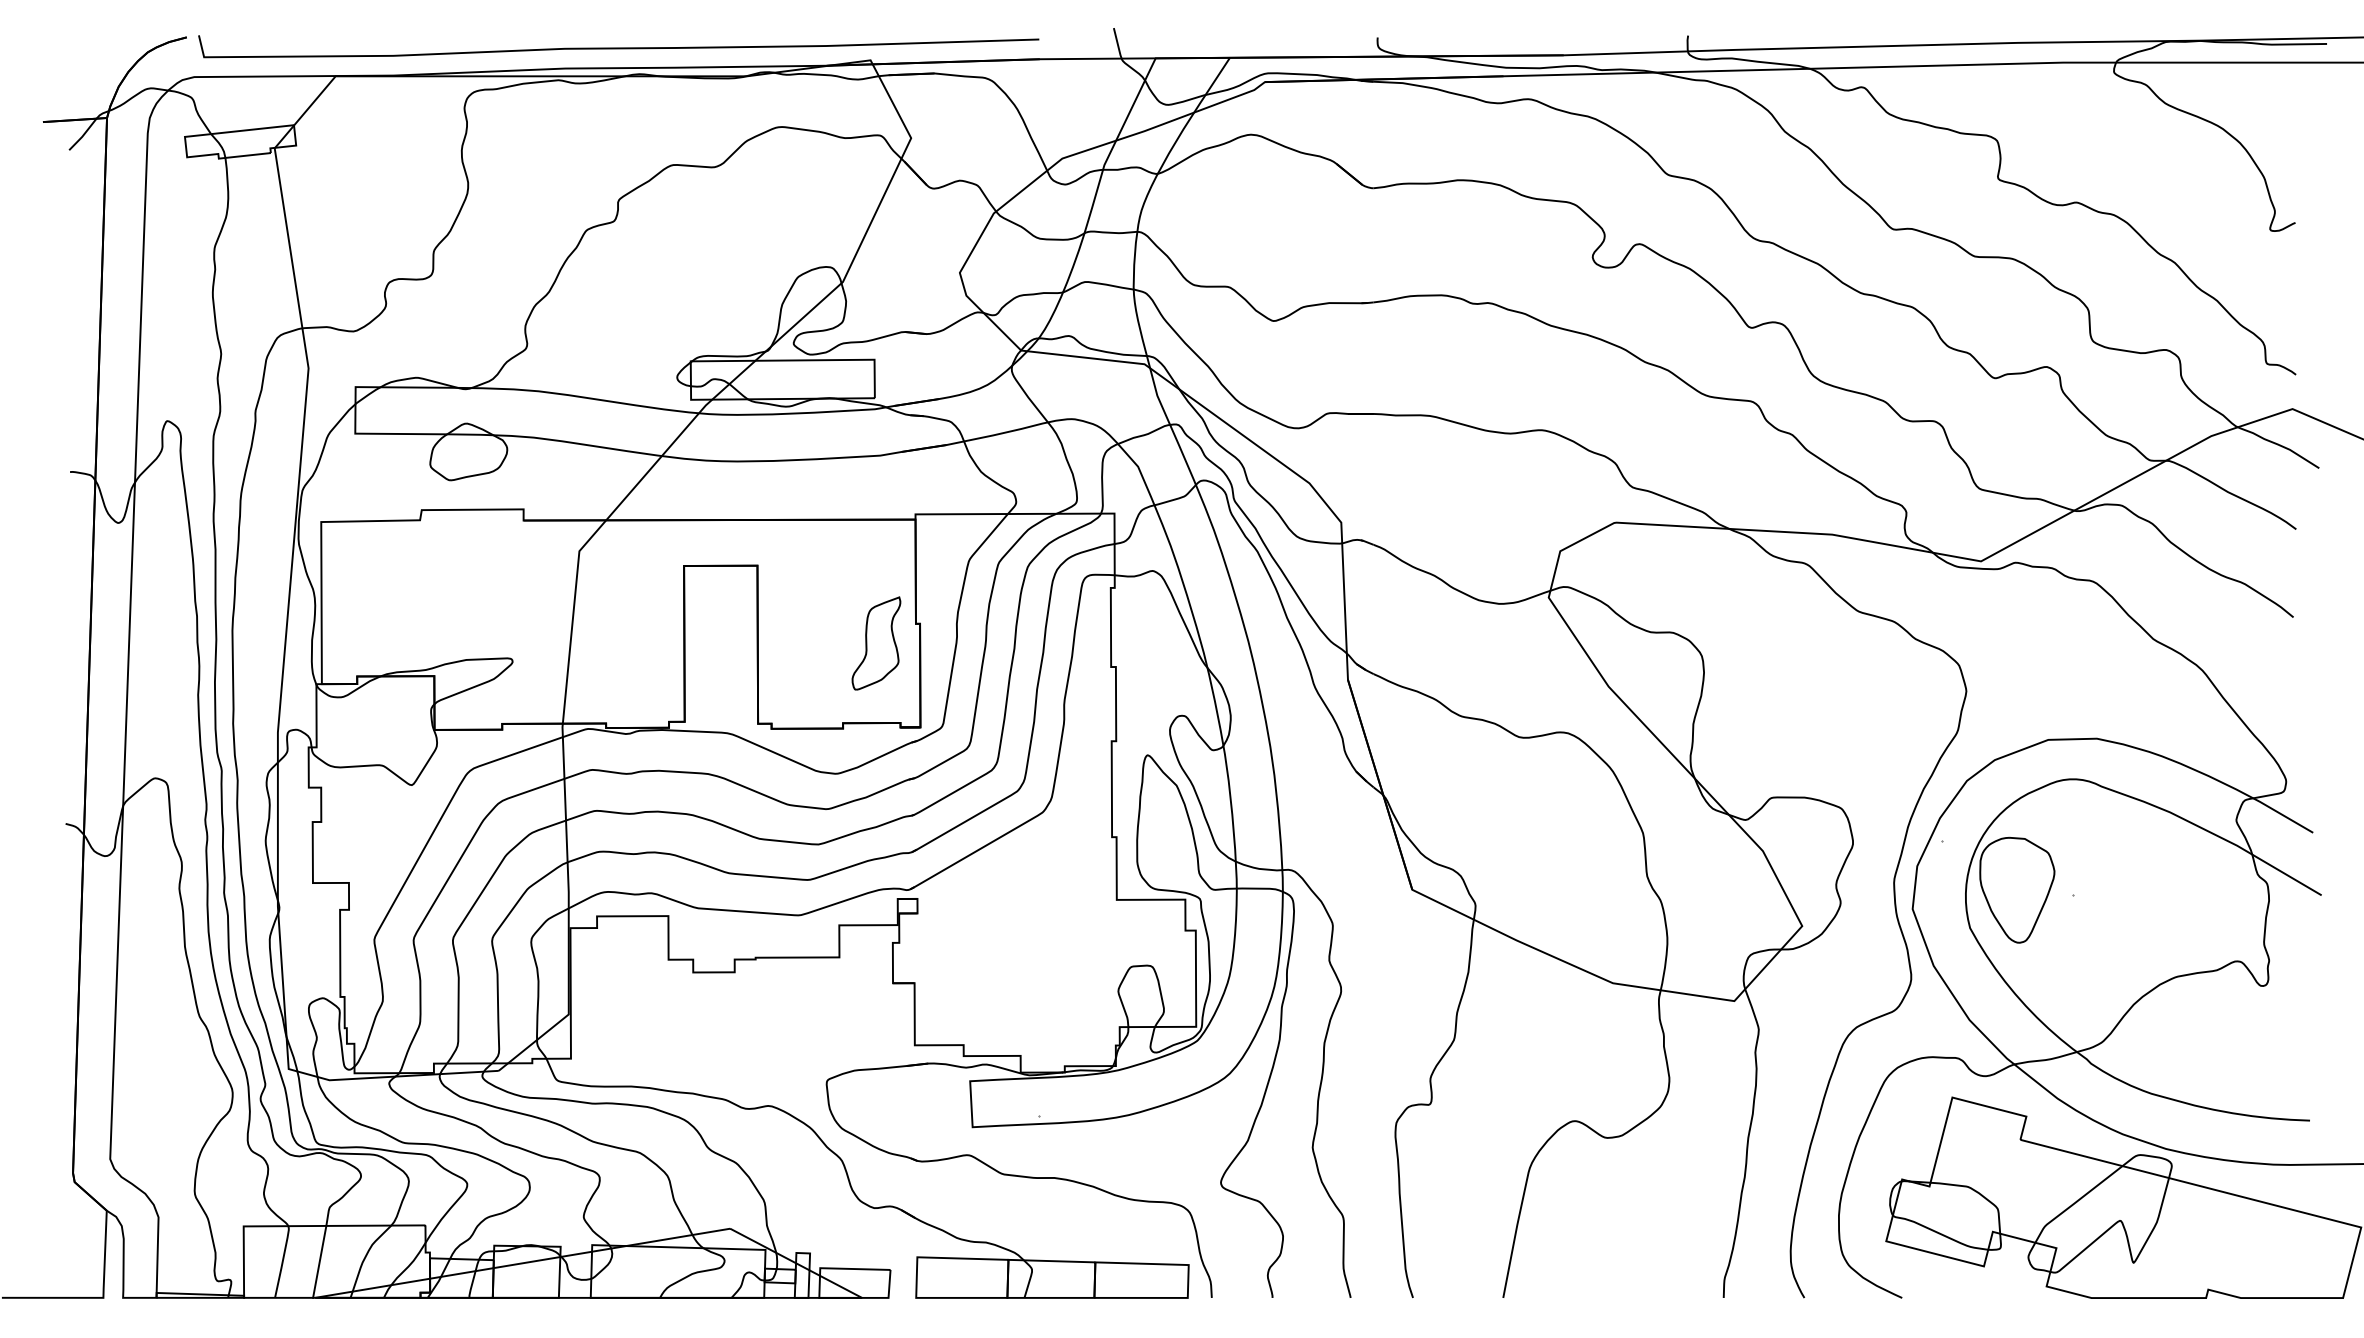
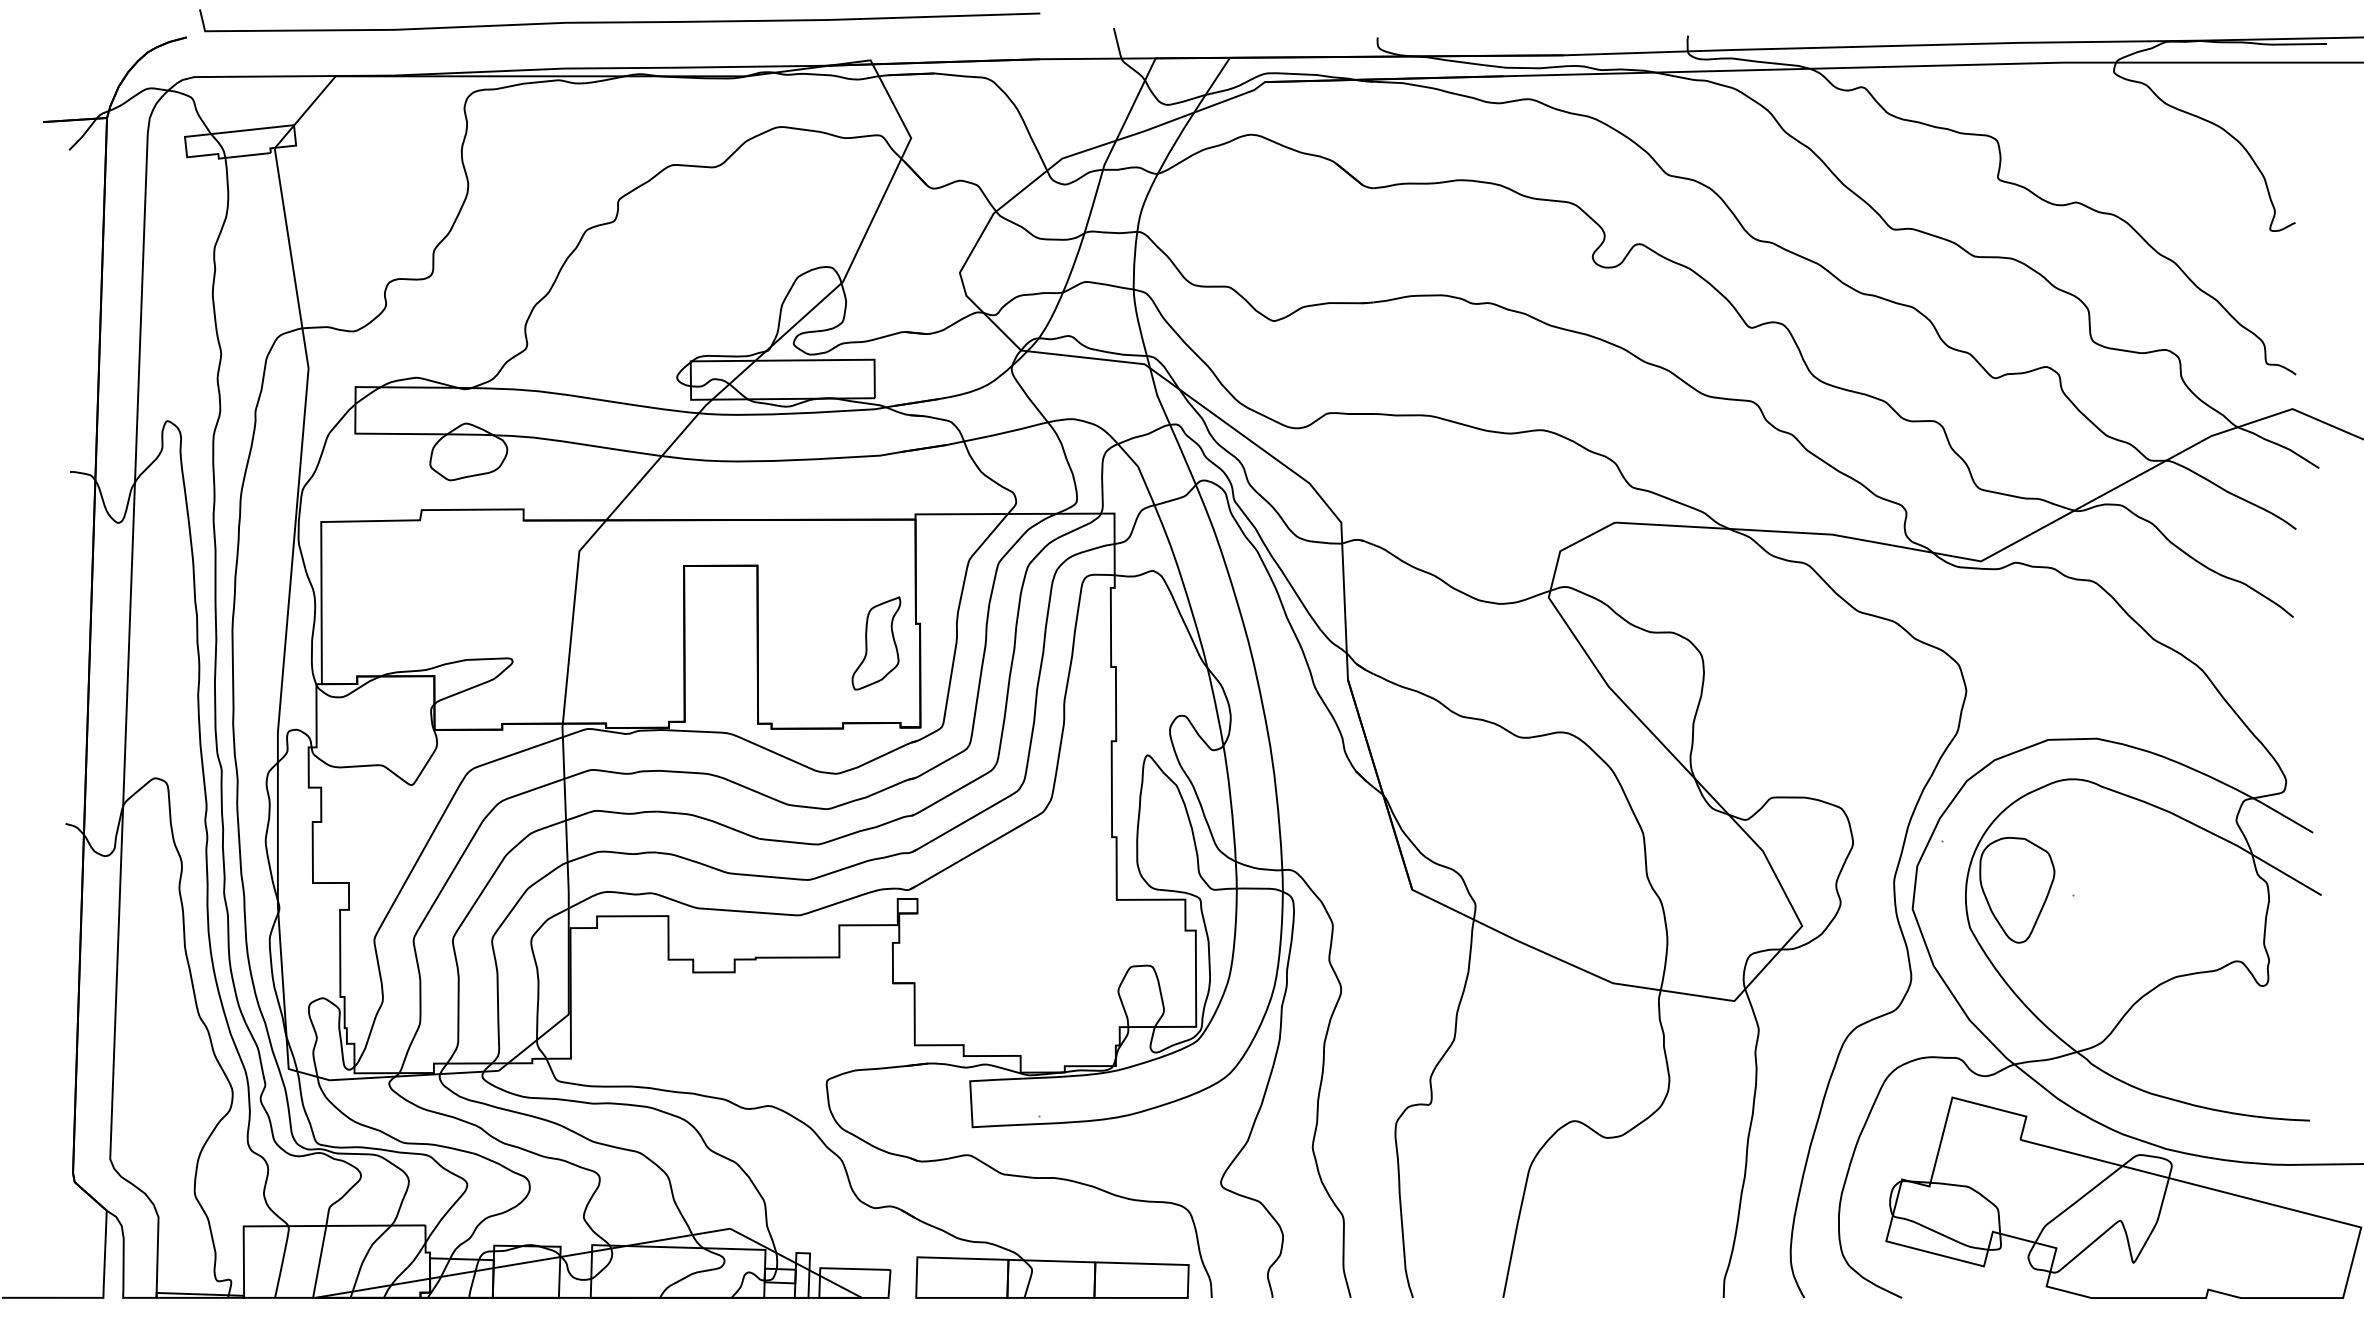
curve position: (618, 47) -> (619, 21) (619, 21)
